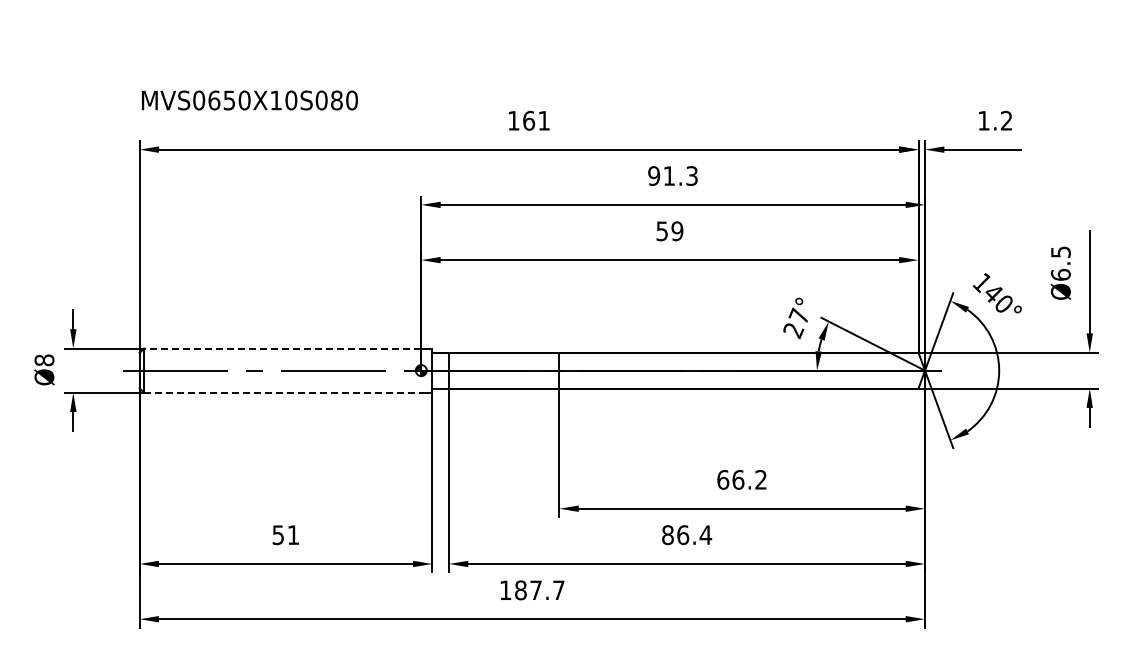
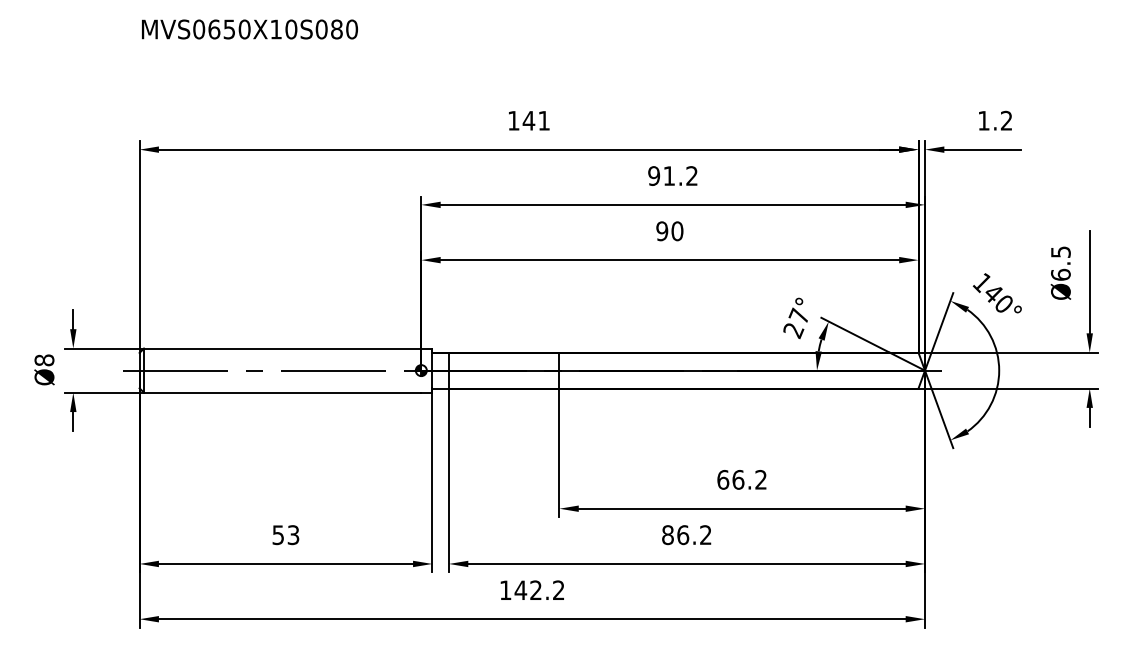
text position: (249, 100) -> (249, 29) (249, 29)
text: 161 -> 141 (528, 120)
text: 91.3 -> 91.2 (691, 175)
text: 59 -> 90 (669, 231)
line: dashed -> solid (282, 348)
line: dashed -> solid (282, 392)
text: 86.4 -> 86.2 (705, 534)
text: 51 -> 53 (293, 535)
text: 187.7 -> 142.2 (539, 590)
